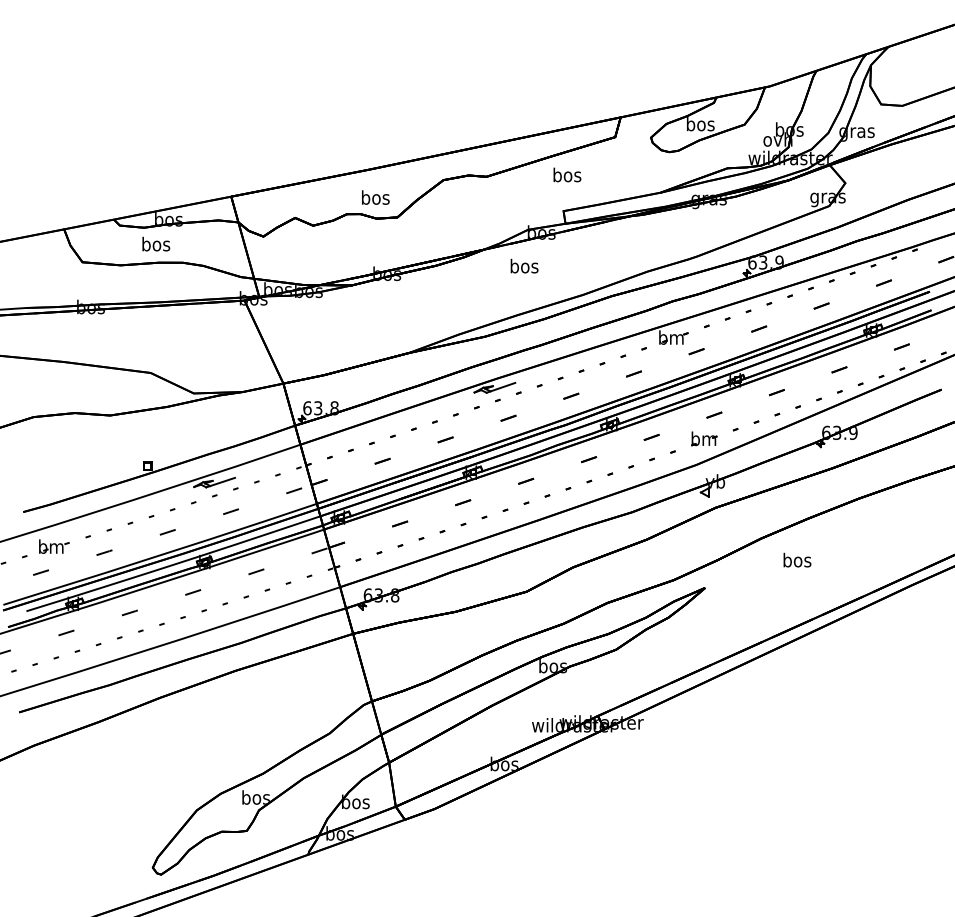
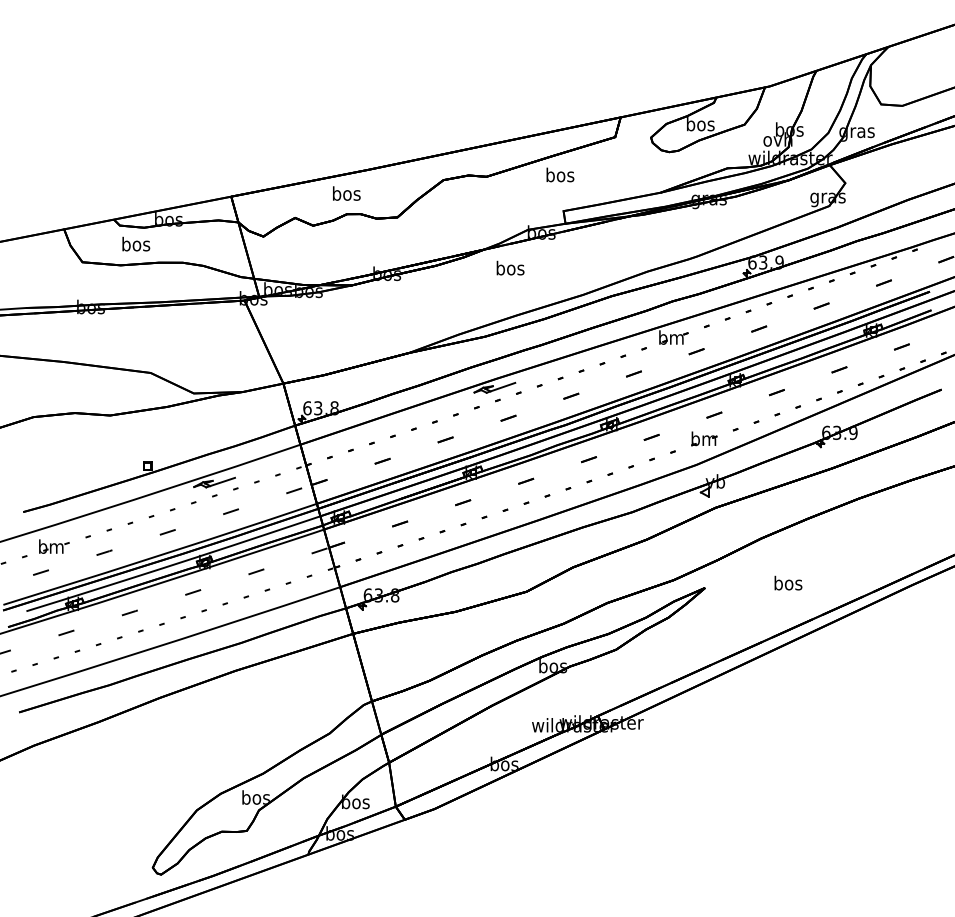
text position: (567, 174) -> (560, 174) (560, 174)
text position: (375, 197) -> (346, 193) (346, 193)
text position: (156, 243) -> (136, 243) (136, 243)
text position: (524, 265) -> (510, 267) (510, 267)
text position: (797, 559) -> (788, 582) (788, 582)
